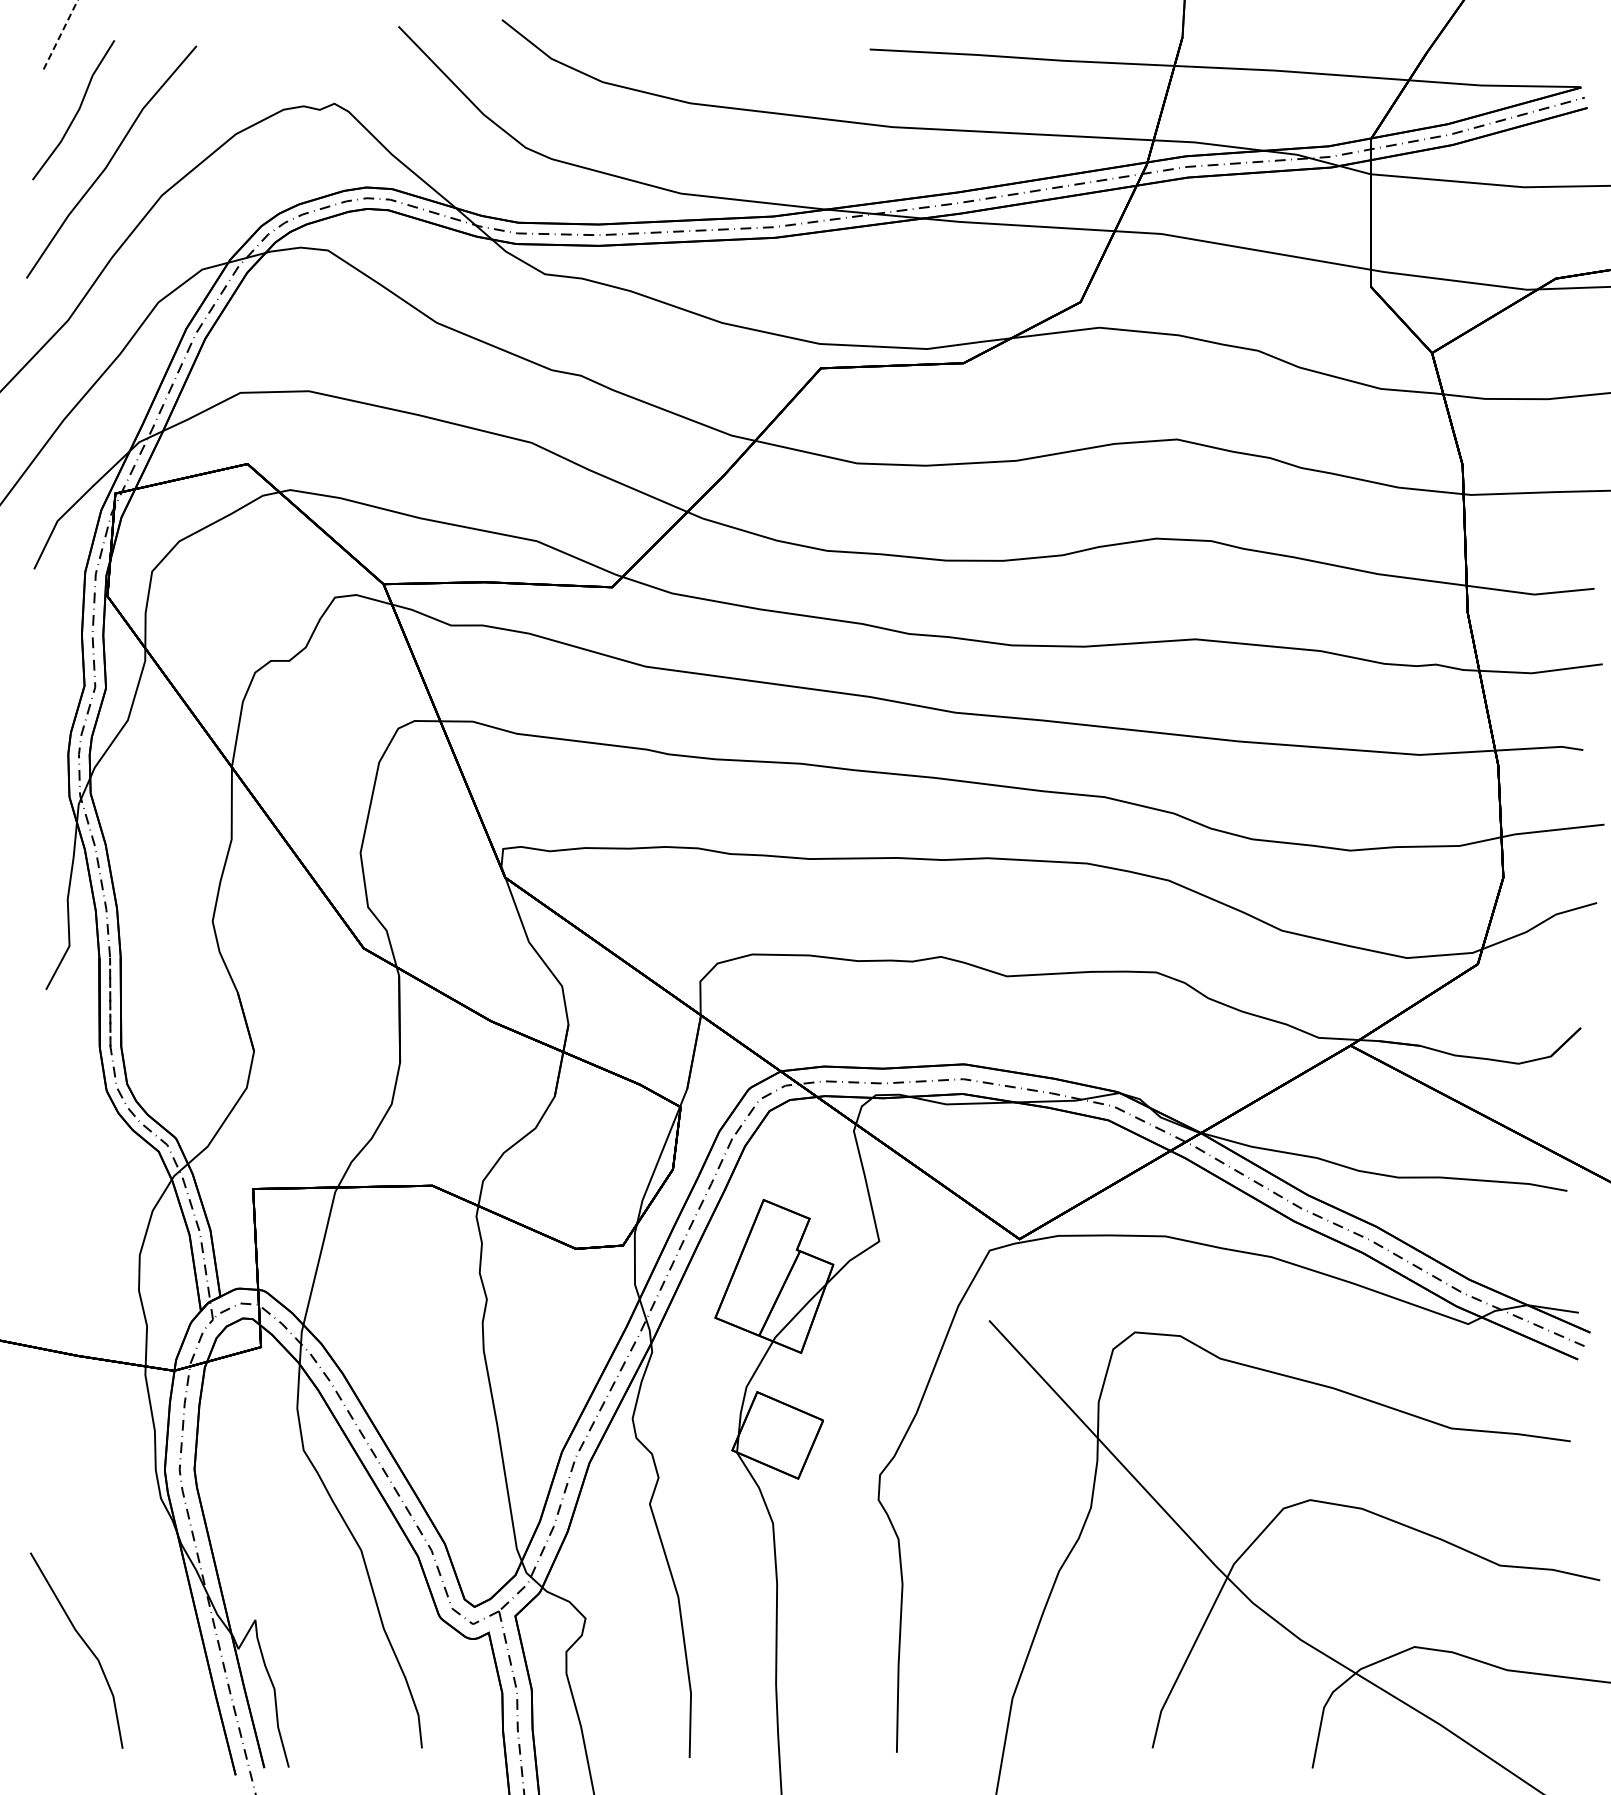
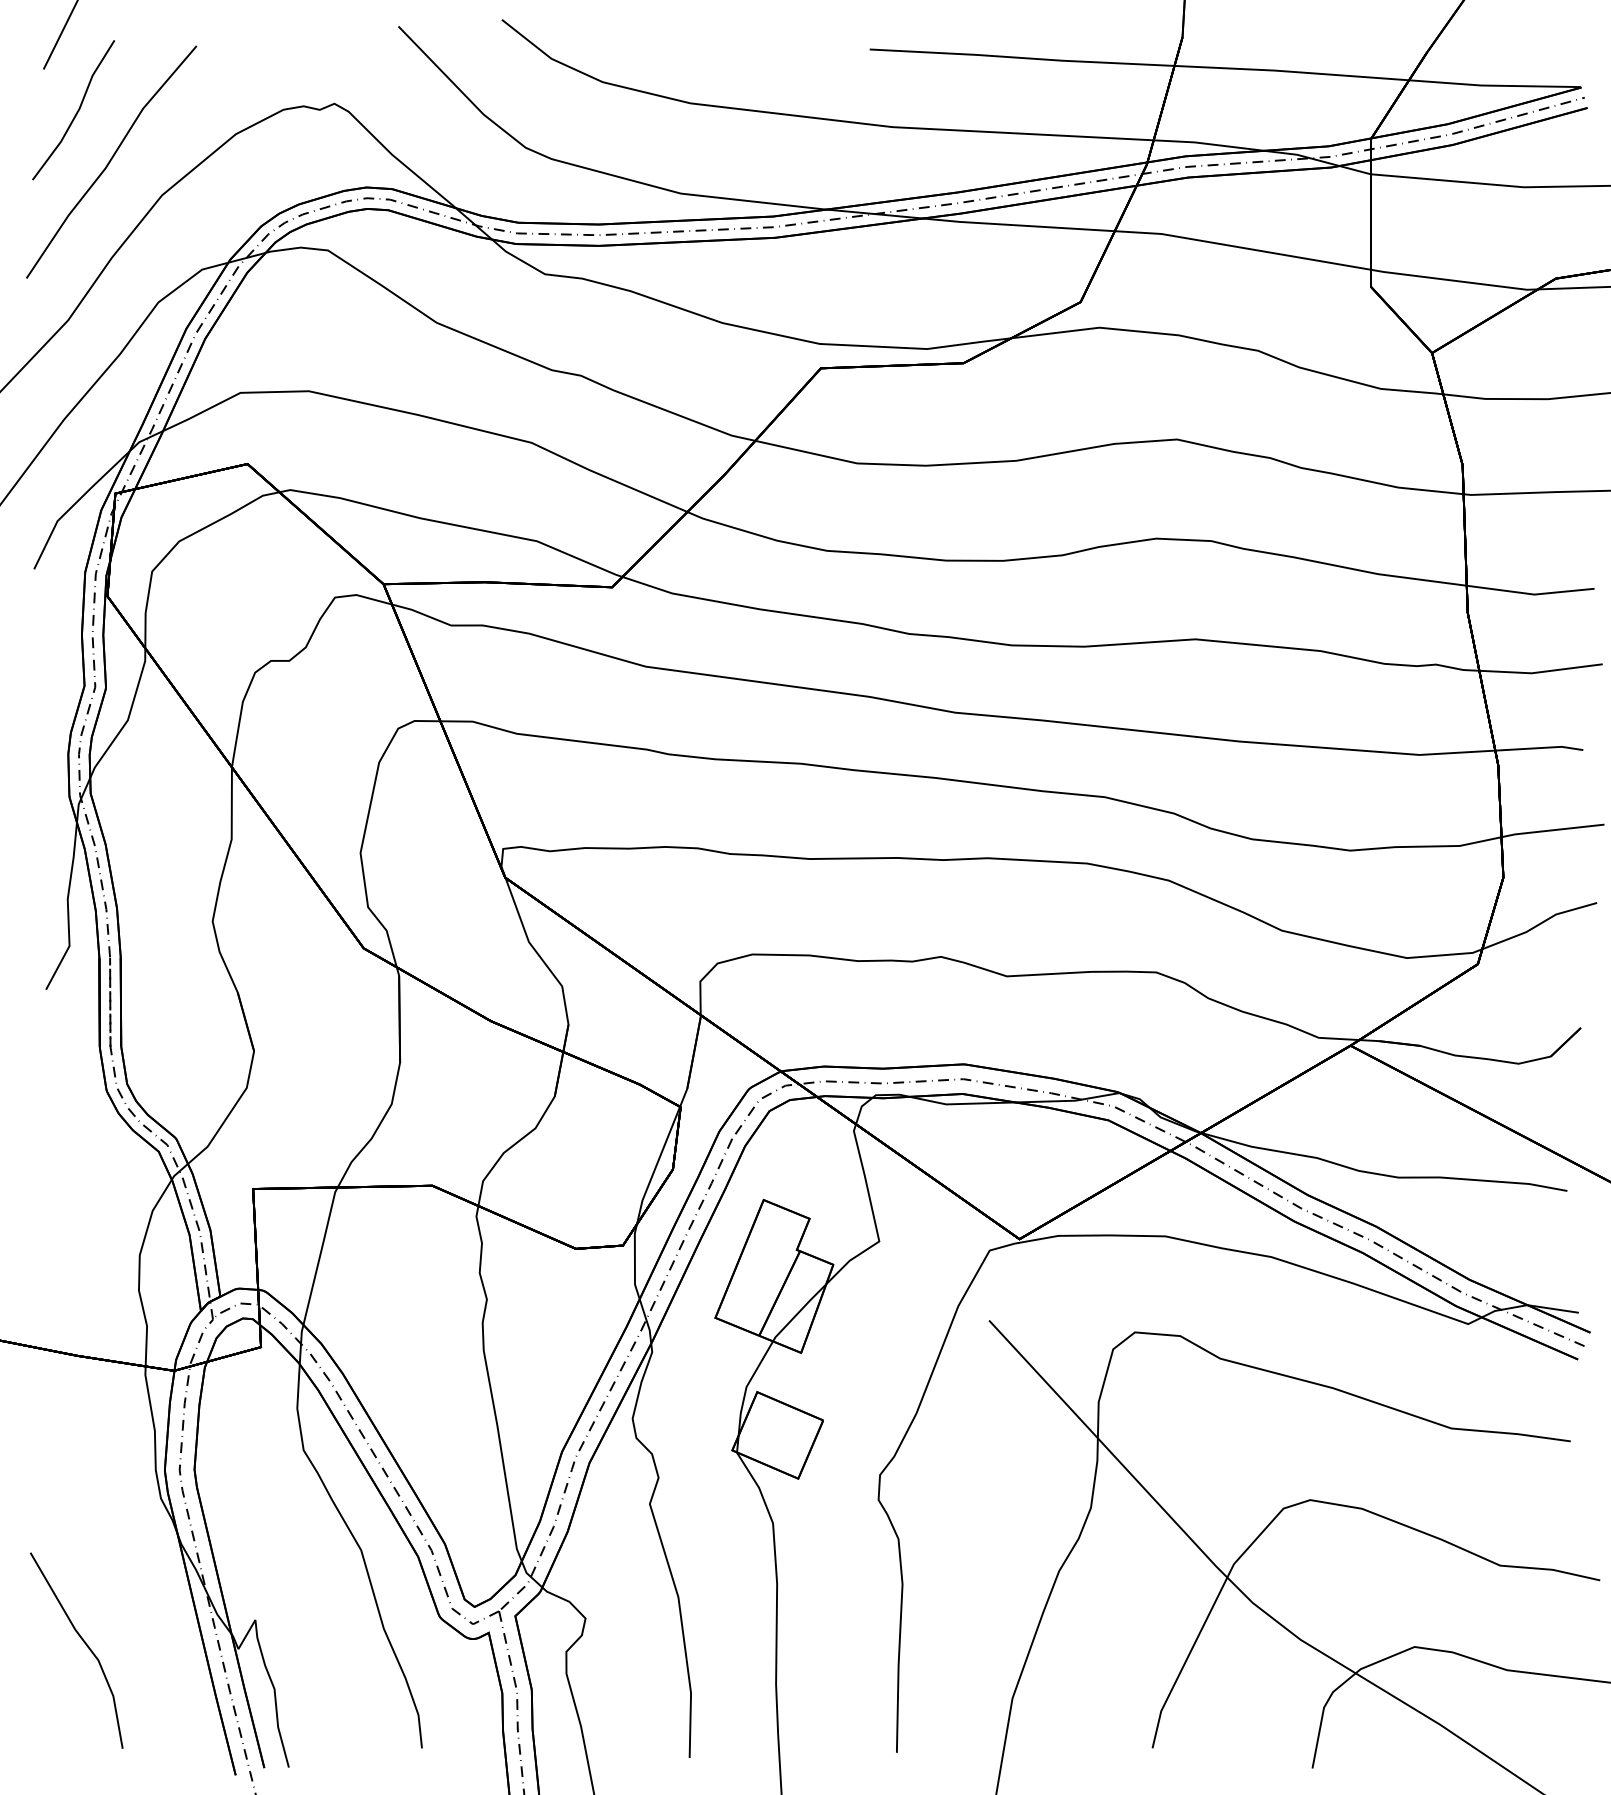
line: dashed -> solid (60, 34)
